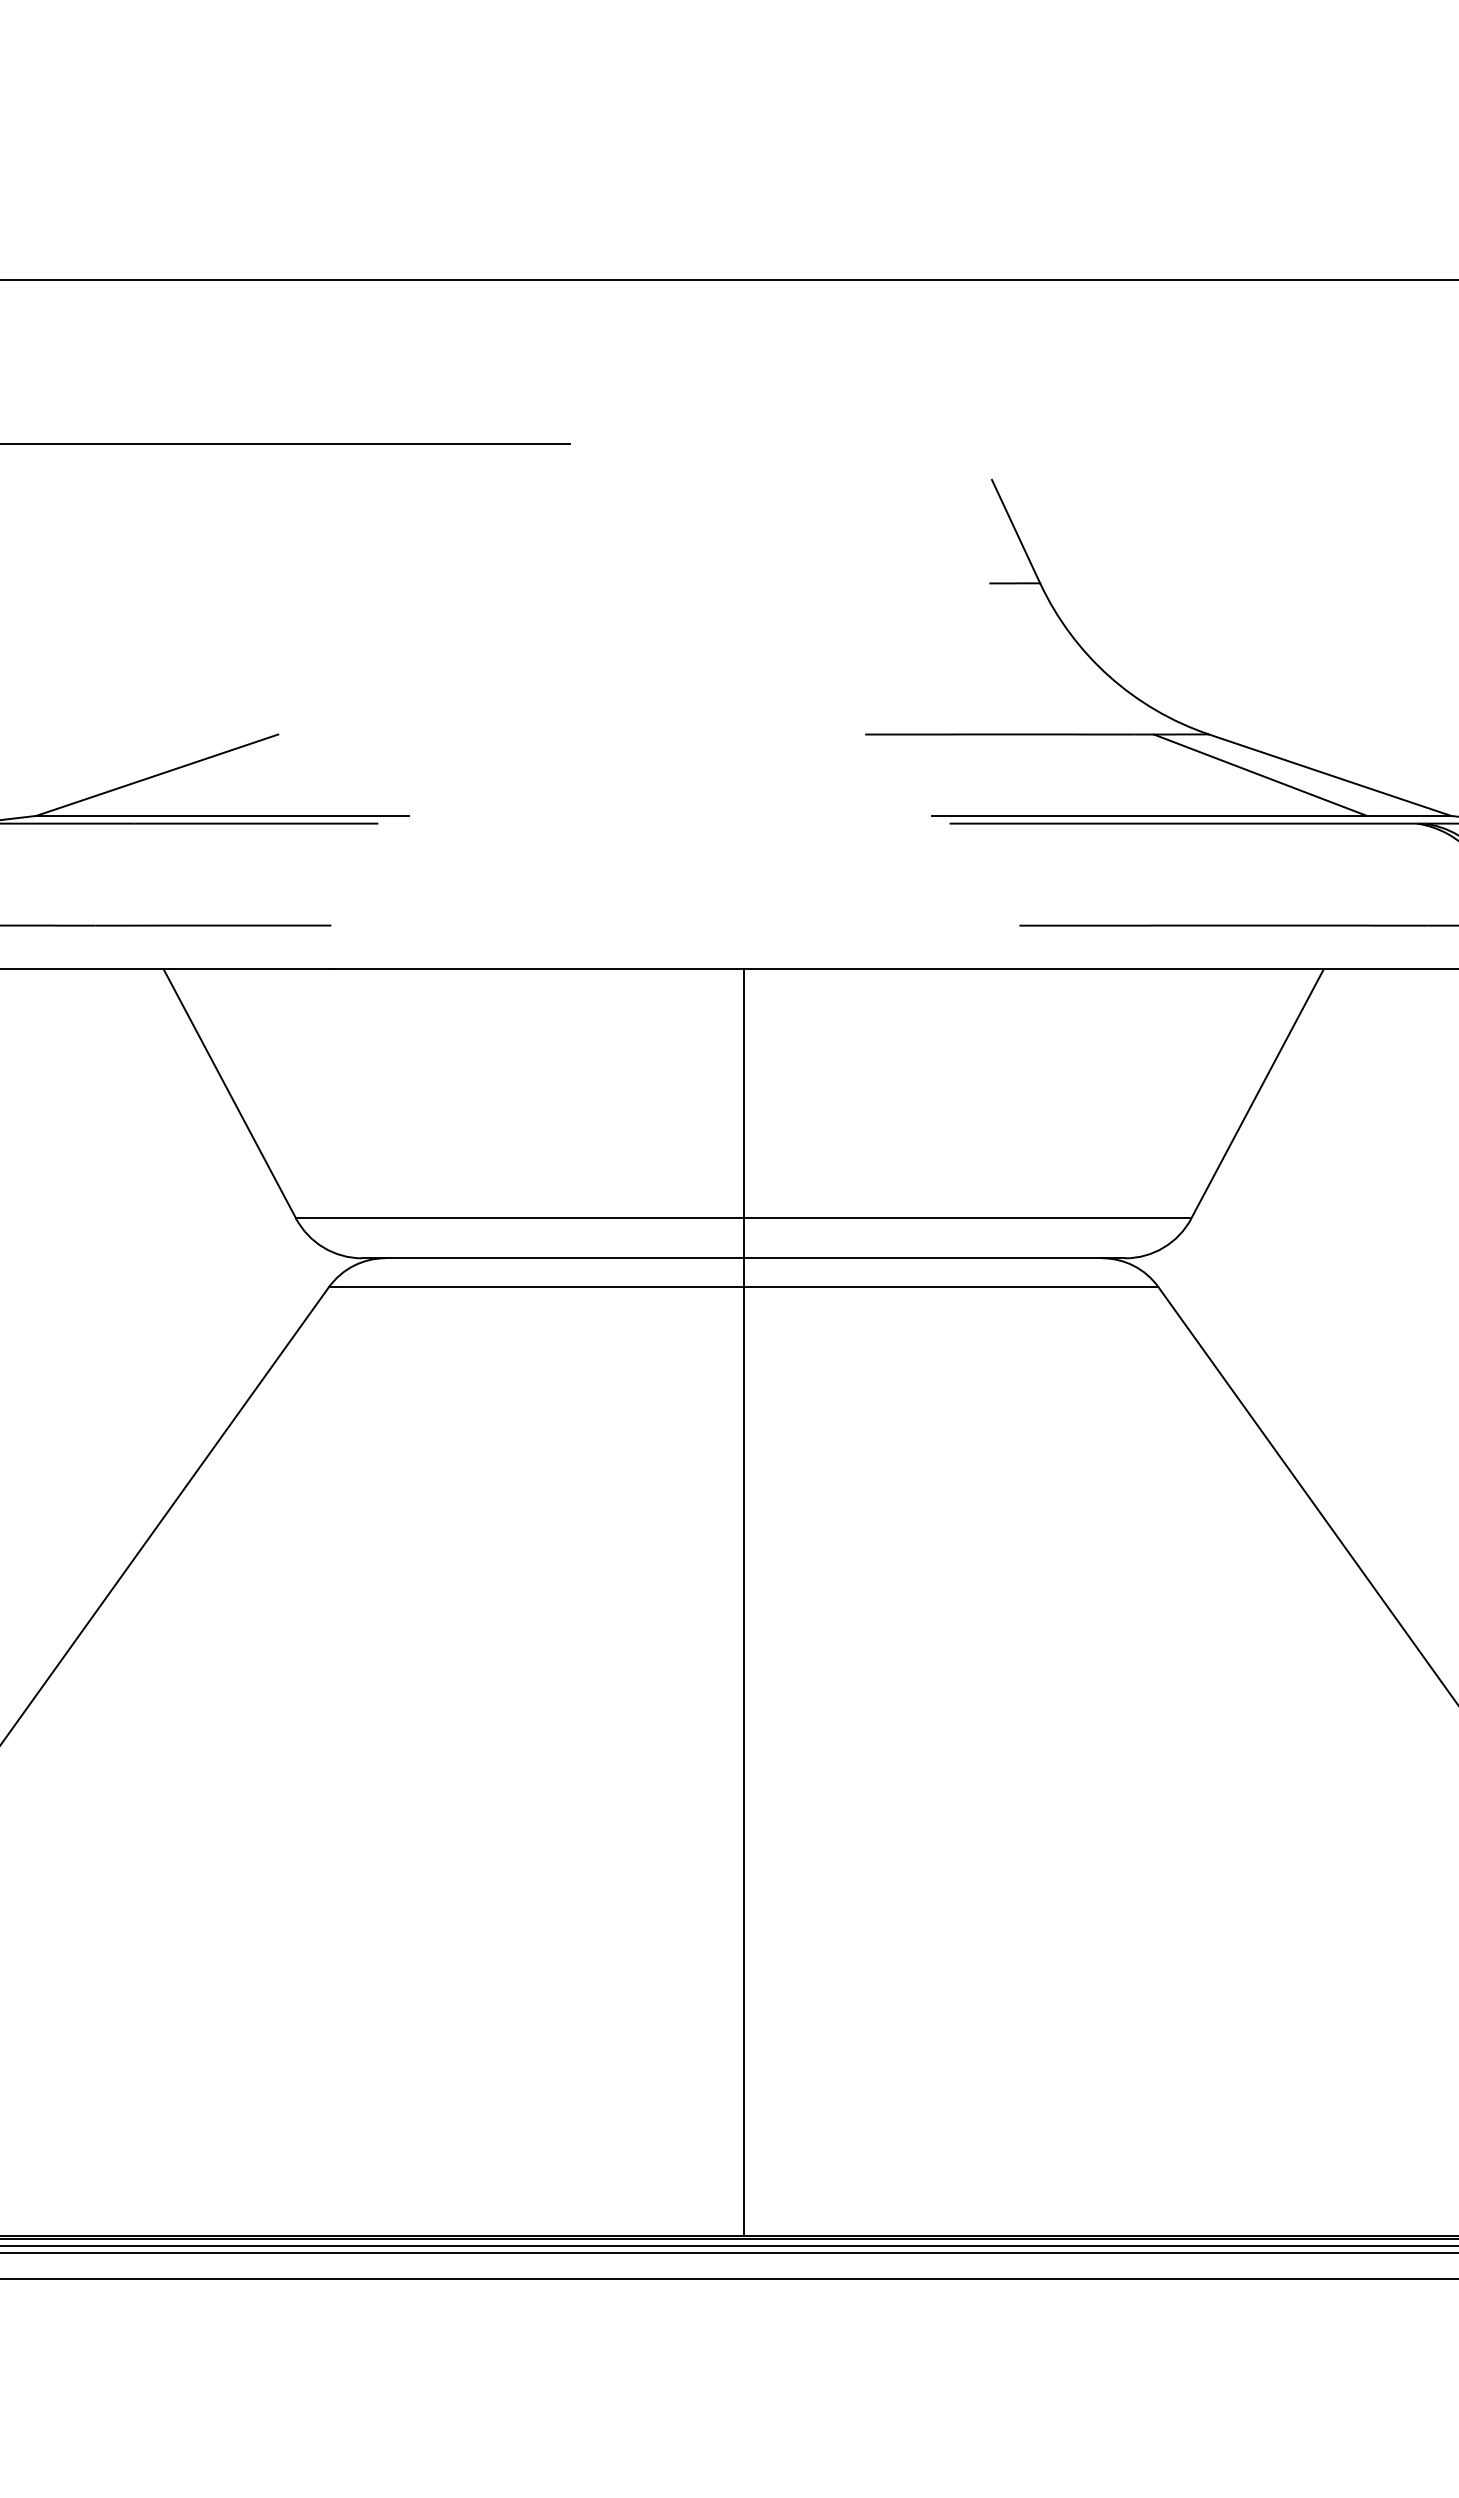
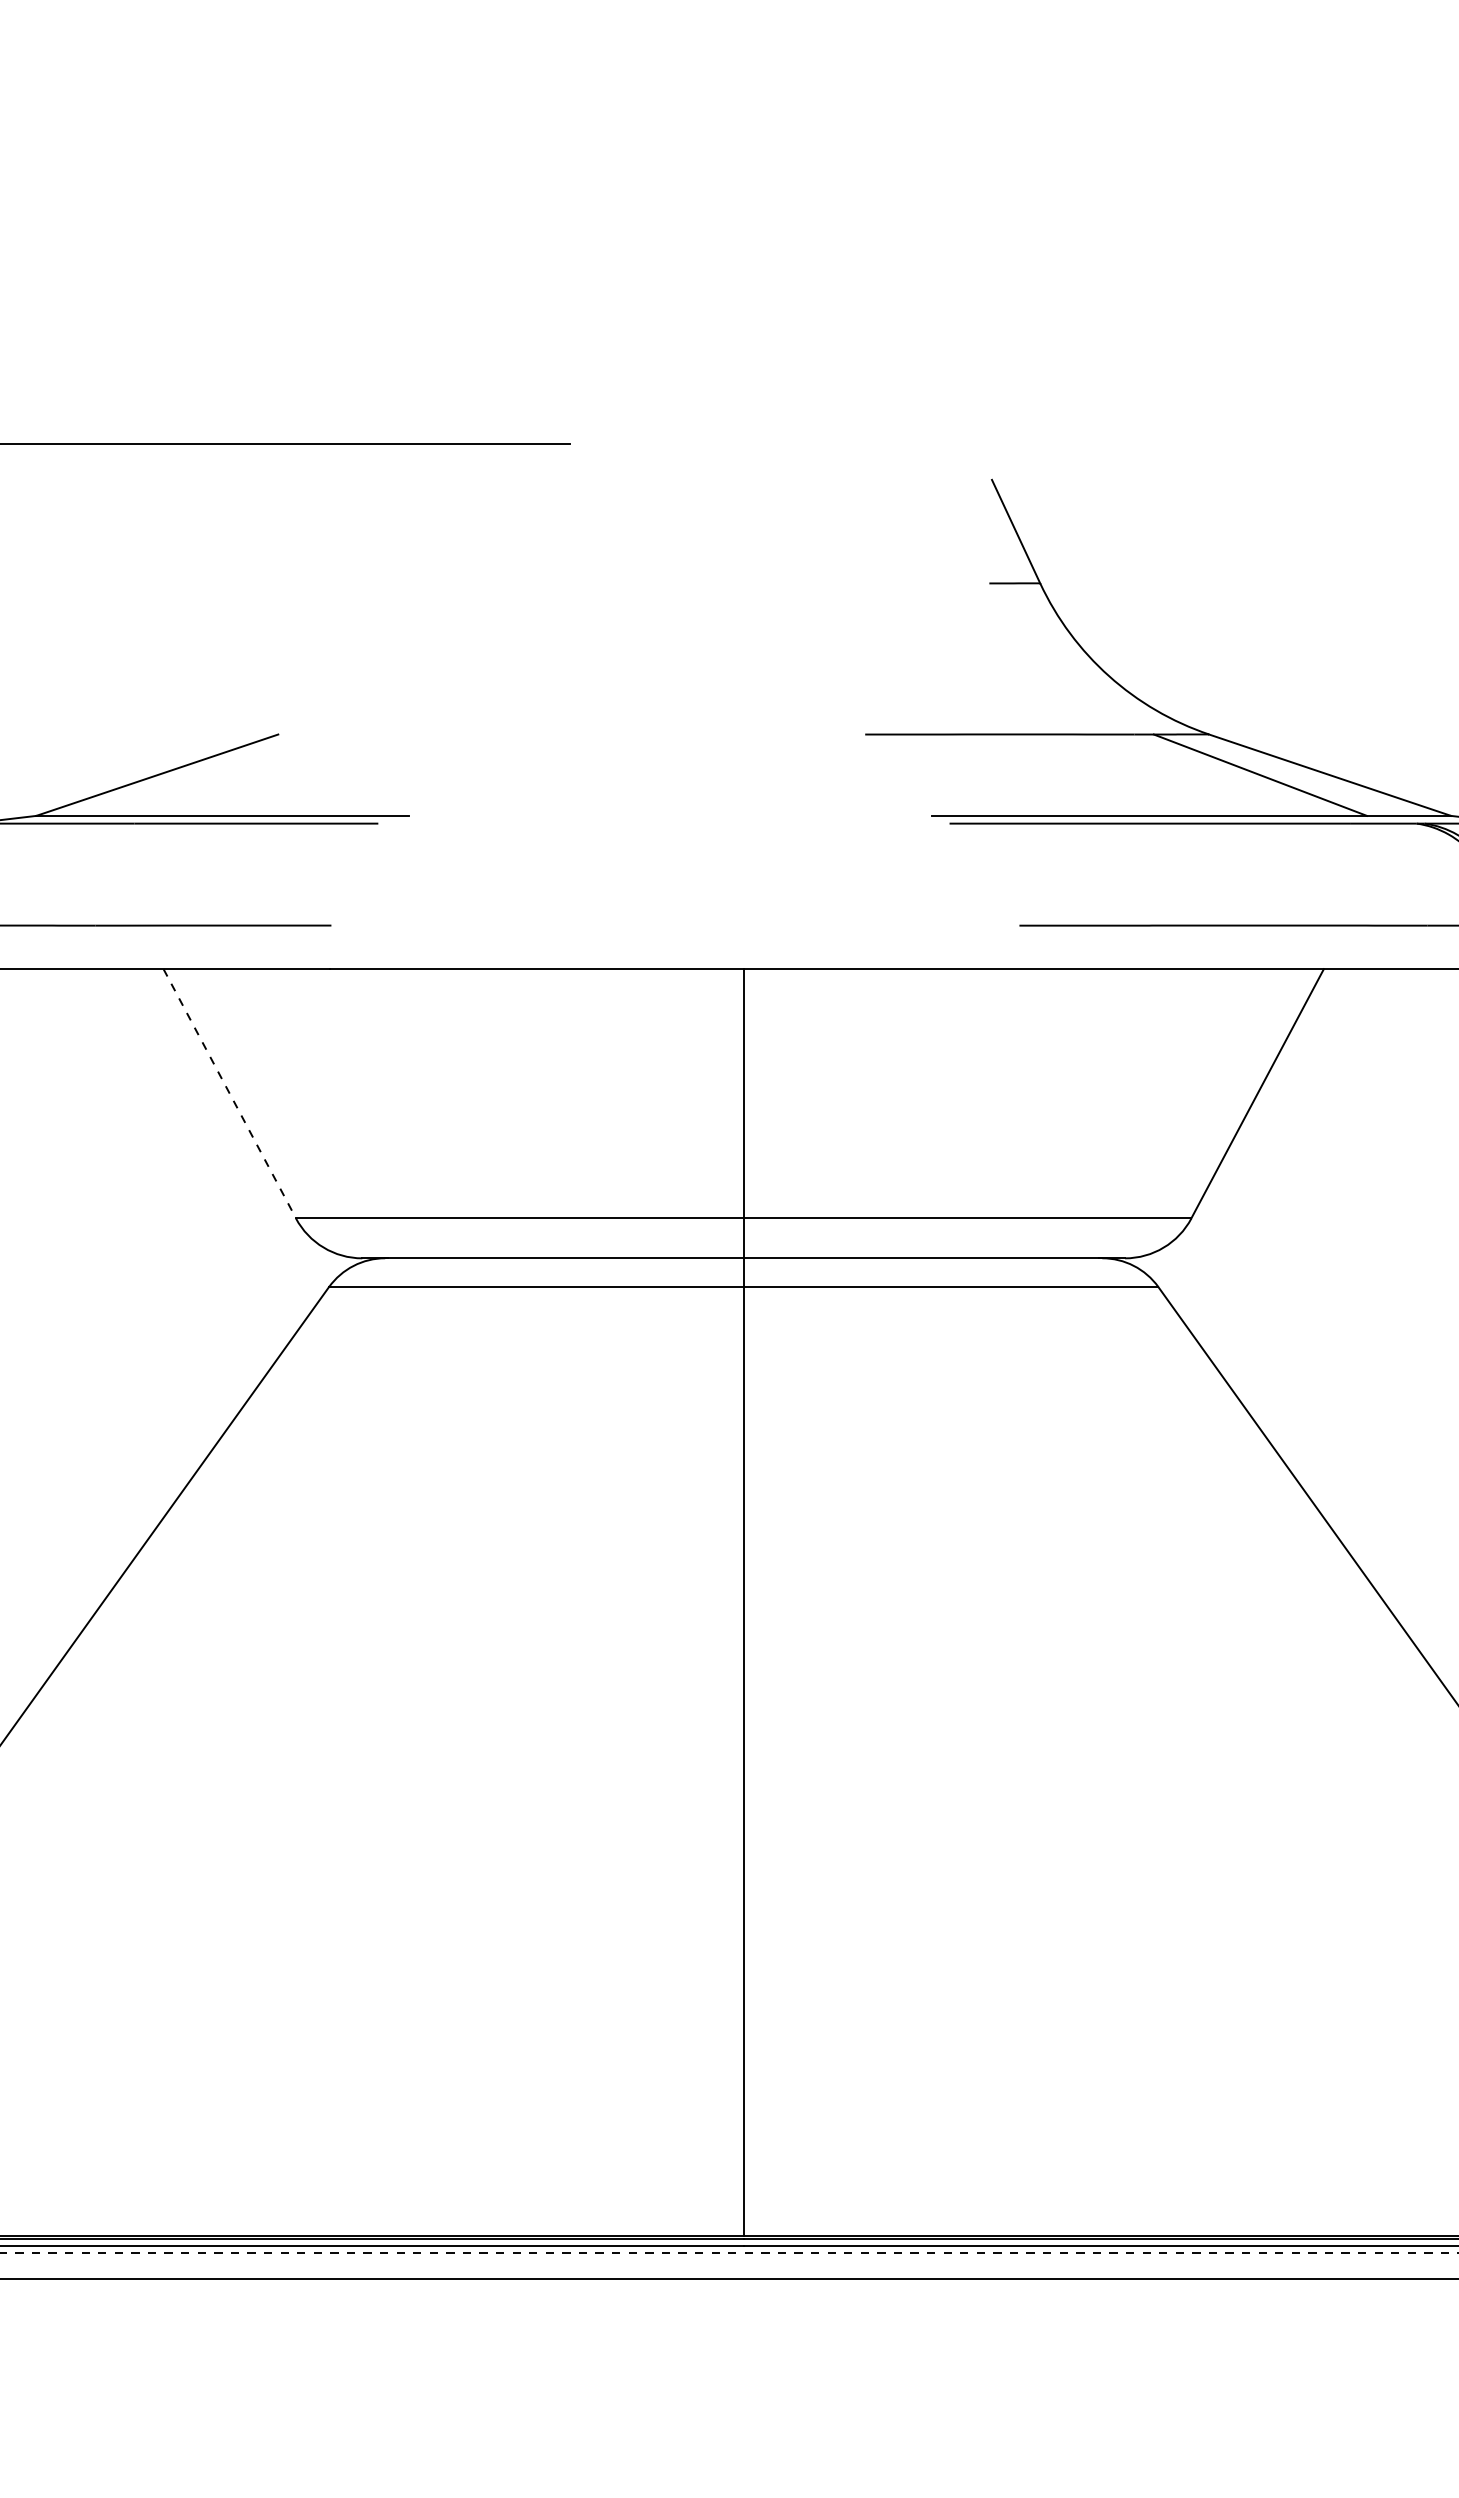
line: present -> none (728, 280)
line: solid -> dashed (230, 1094)
line: solid -> dashed (729, 2252)
